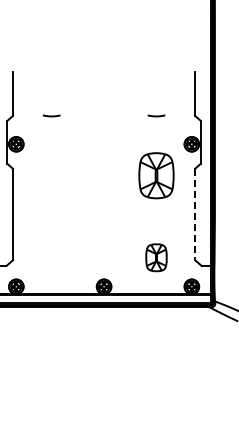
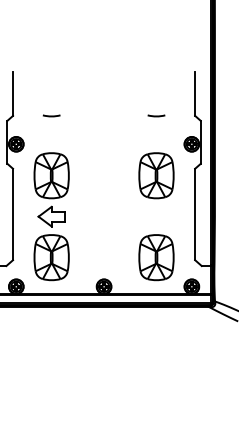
line: dashed -> solid (195, 214)
part: none -> present (51, 216)
part size: 23x30 px -> 37x48 px (156, 257)
